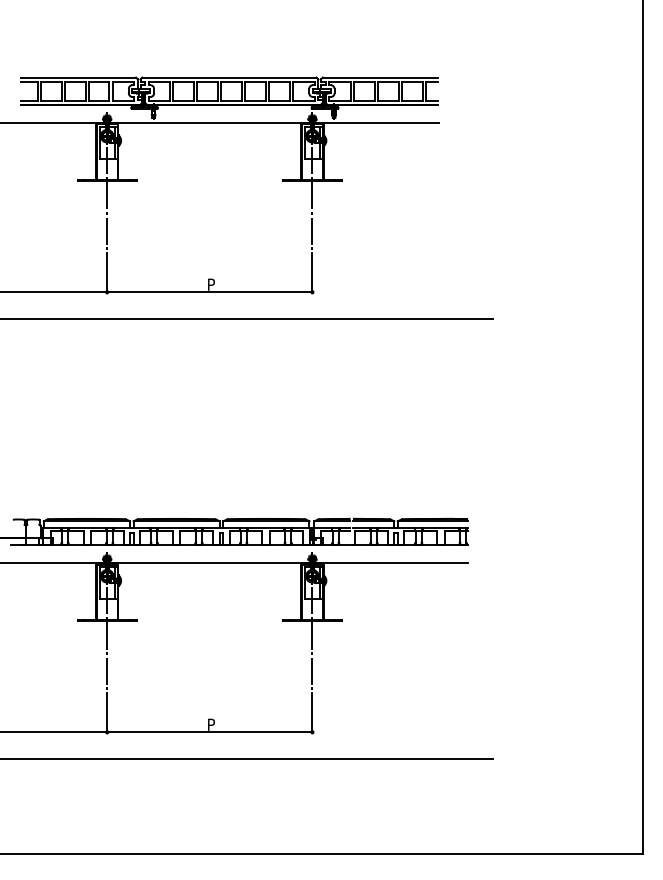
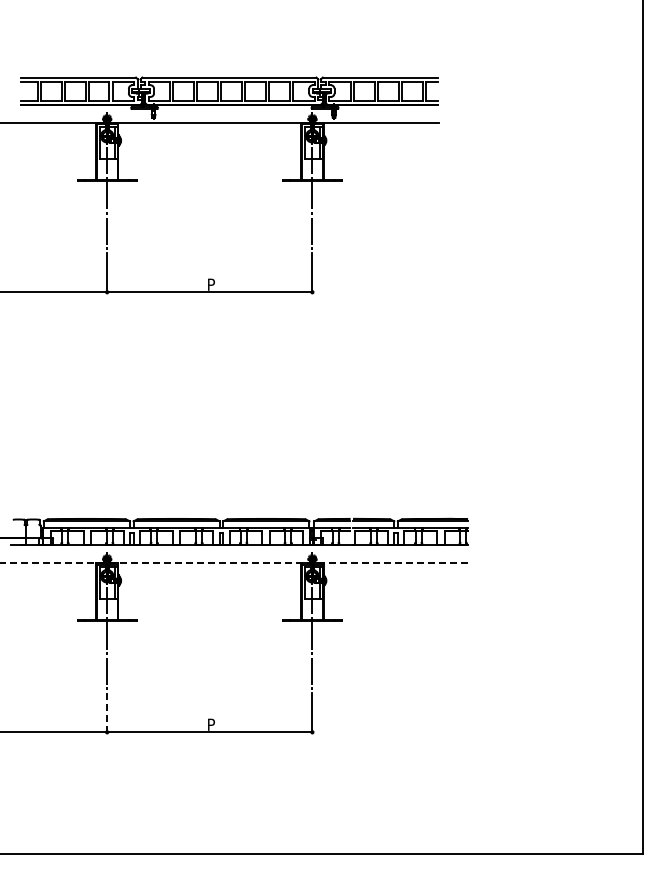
line: present -> none (247, 319)
line: solid -> dashed (234, 562)
line: solid -> dashed (107, 713)
line: present -> none (247, 759)
